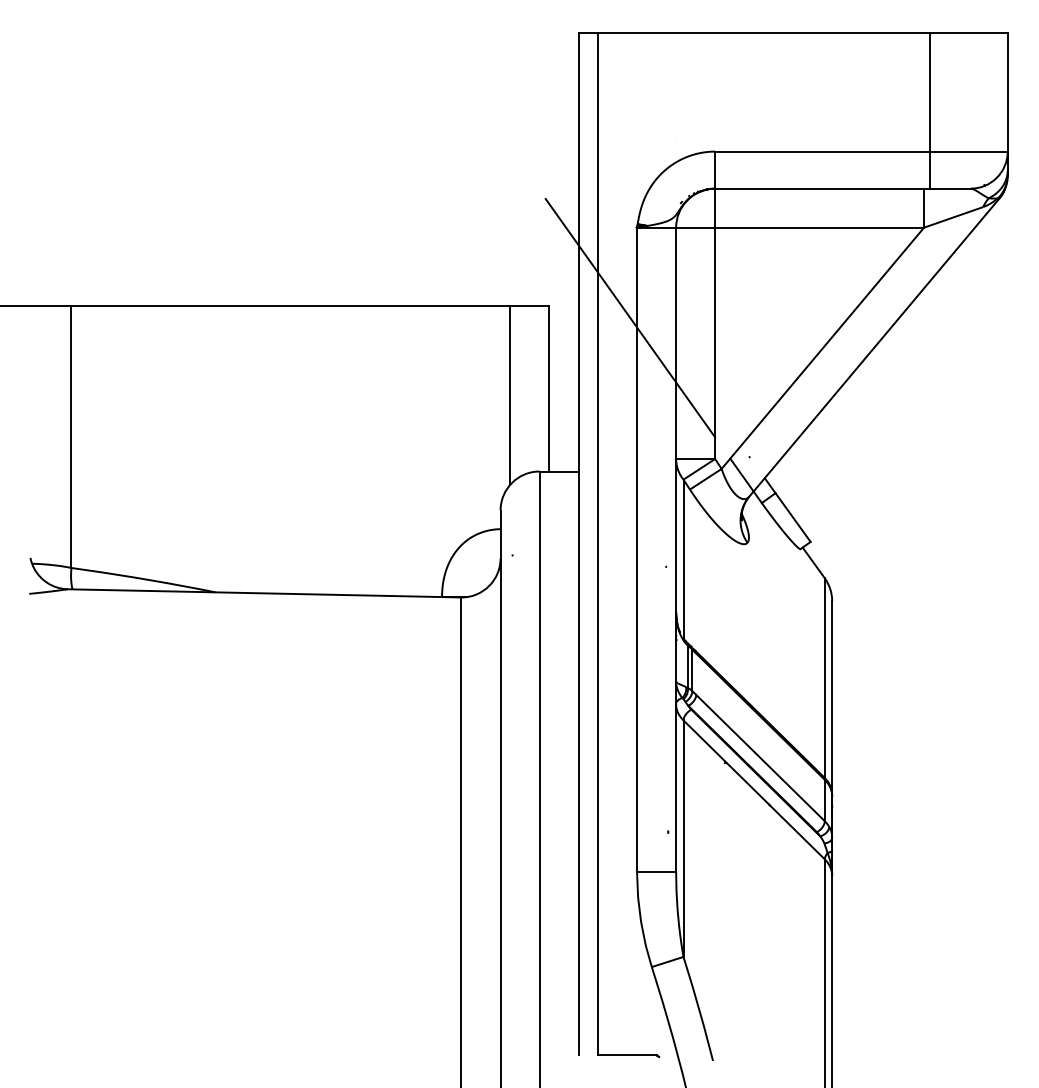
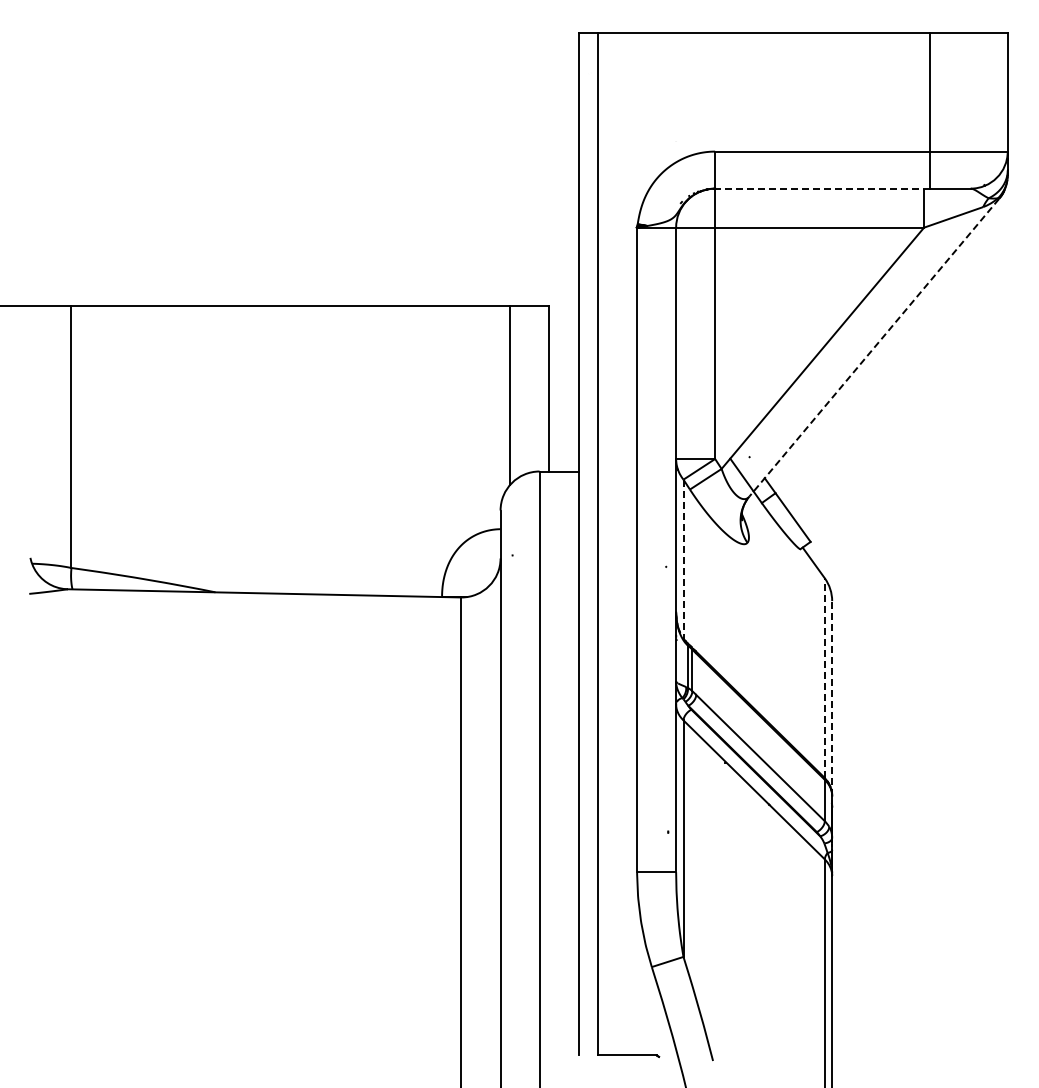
line: solid -> dashed (821, 188)
line: present -> none (630, 317)
line: solid -> dashed (873, 348)
line: solid -> dashed (683, 559)
line: solid -> dashed (824, 678)
line: solid -> dashed (832, 703)
